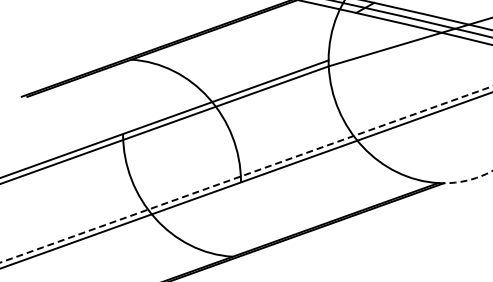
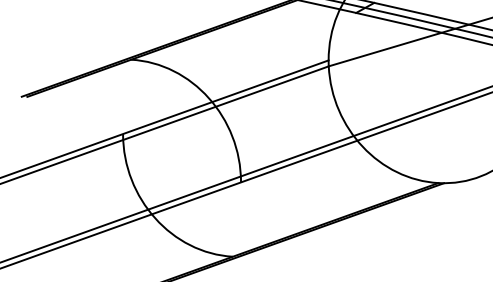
line: dashed -> solid (247, 174)
arc: dashed -> solid (466, 180)
